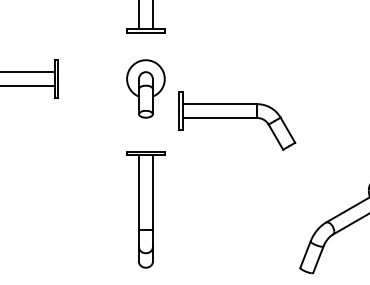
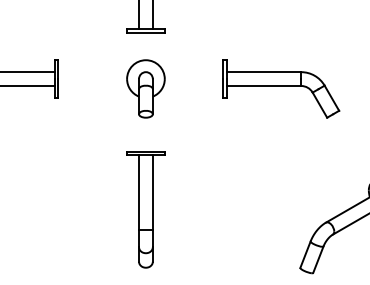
part position: (237, 120) -> (281, 88) (281, 88)
